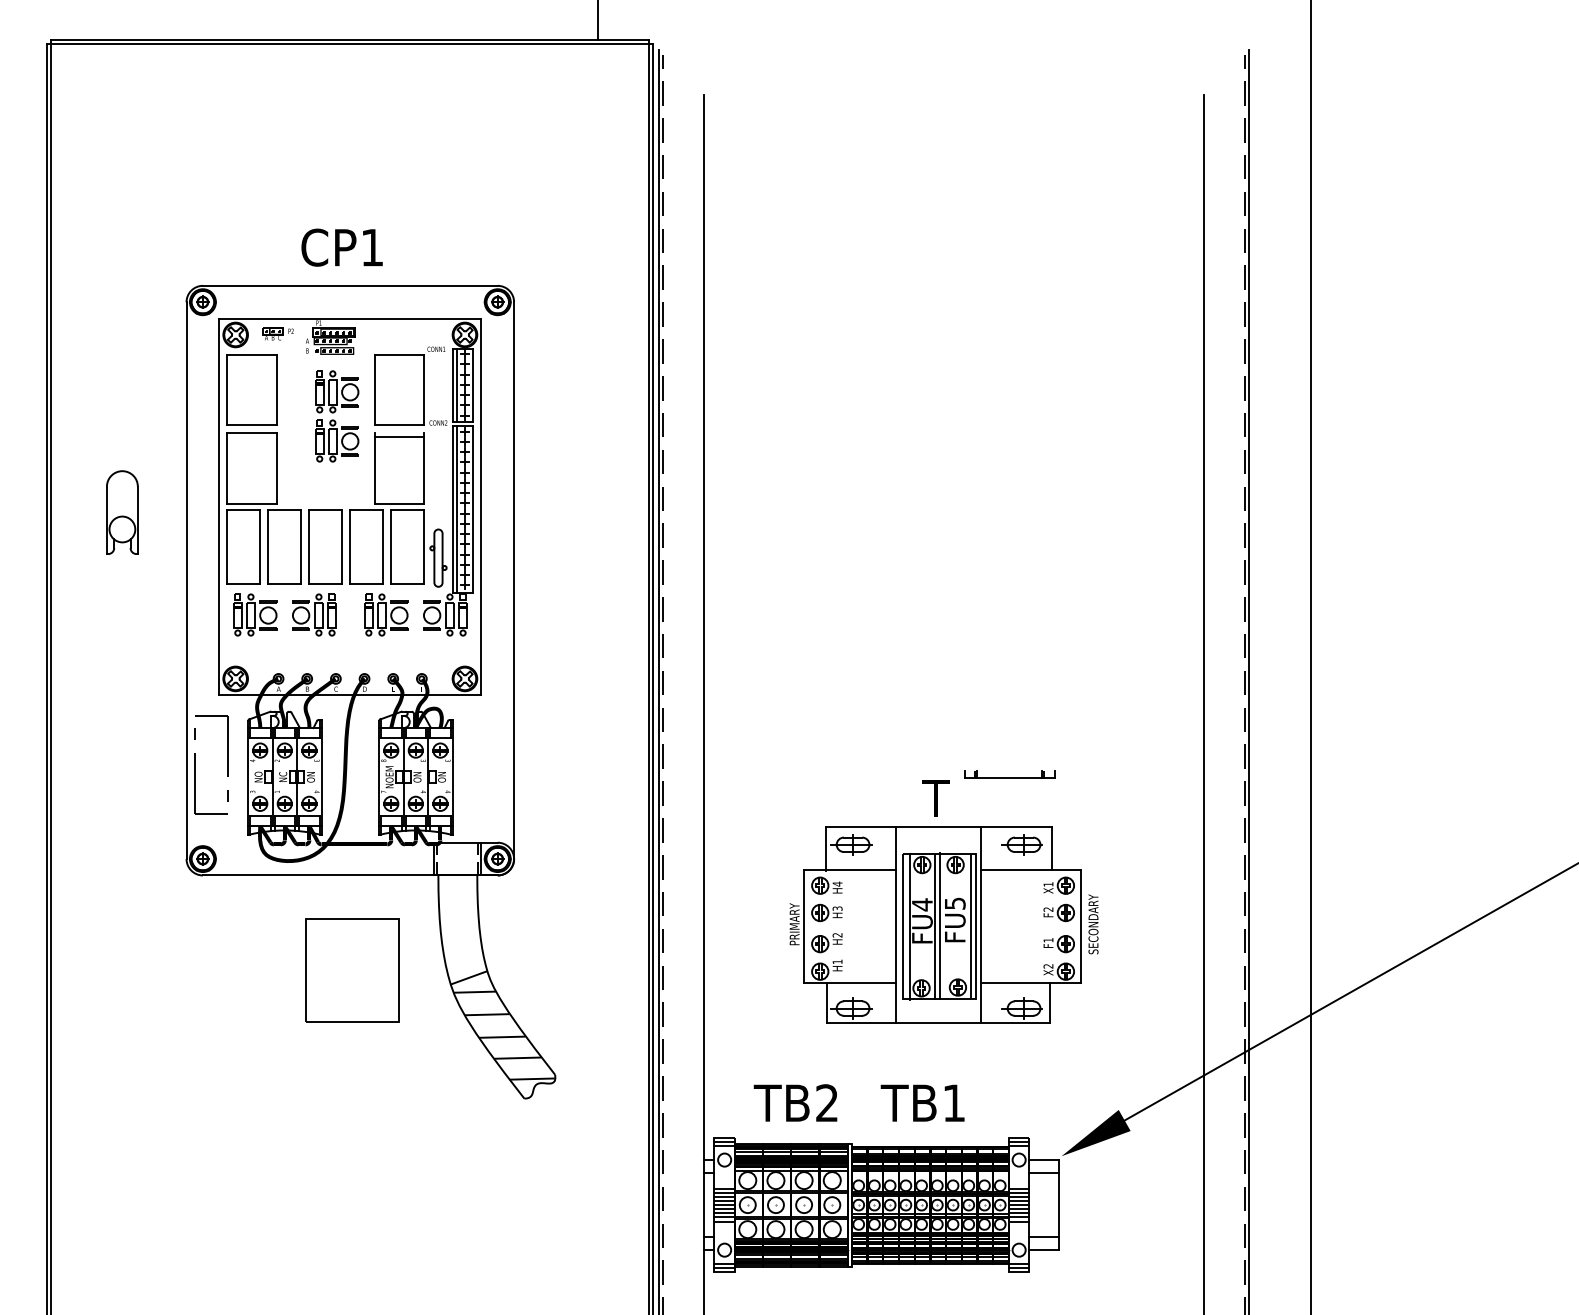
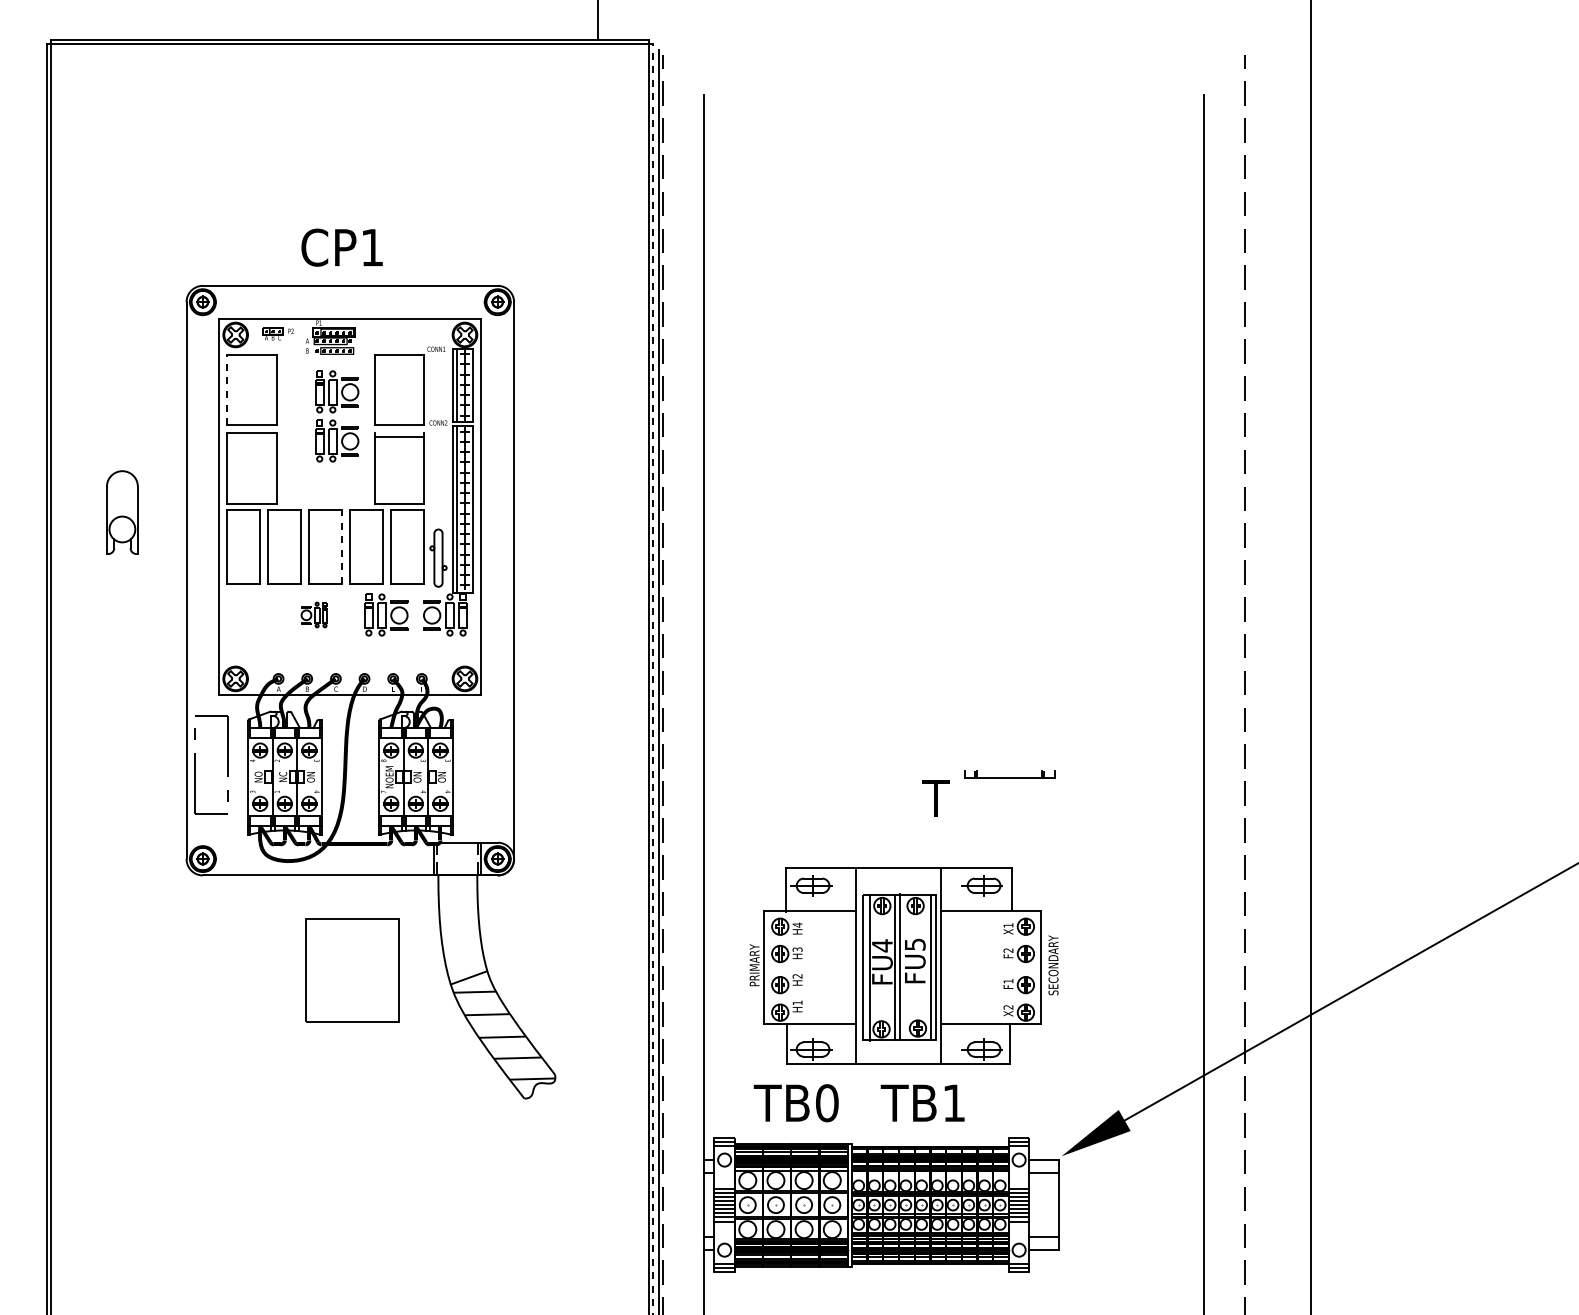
line: solid -> dashed (227, 389)
line: solid -> dashed (342, 547)
part: present -> none (255, 614)
part size: 45x44 px -> 28x28 px (313, 614)
line: solid -> dashed (653, 678)
line: present -> none (1248, 680)
part position: (943, 924) -> (903, 965) (903, 965)
text: TB2 -> TB0 (827, 1103)
